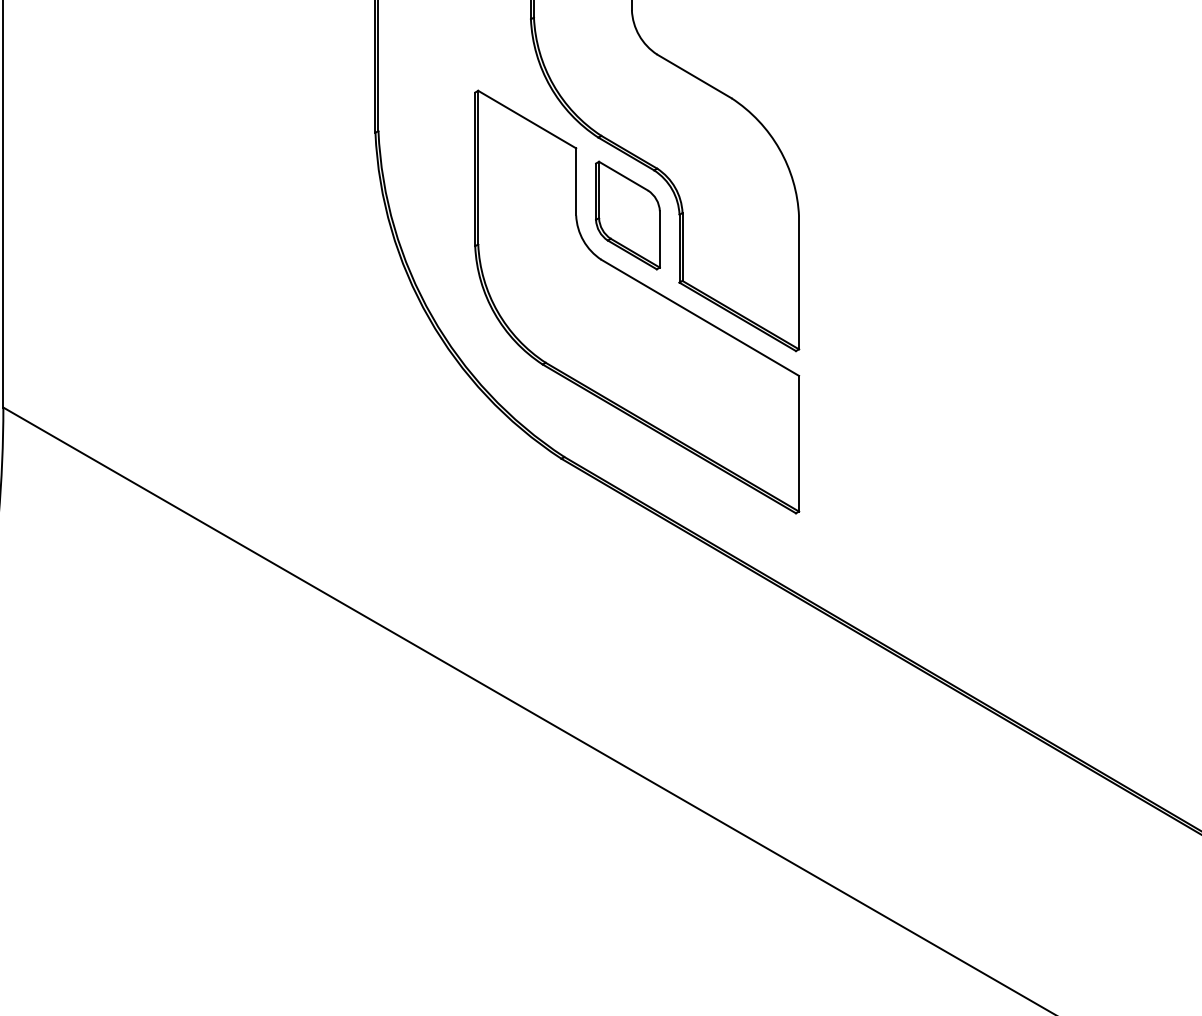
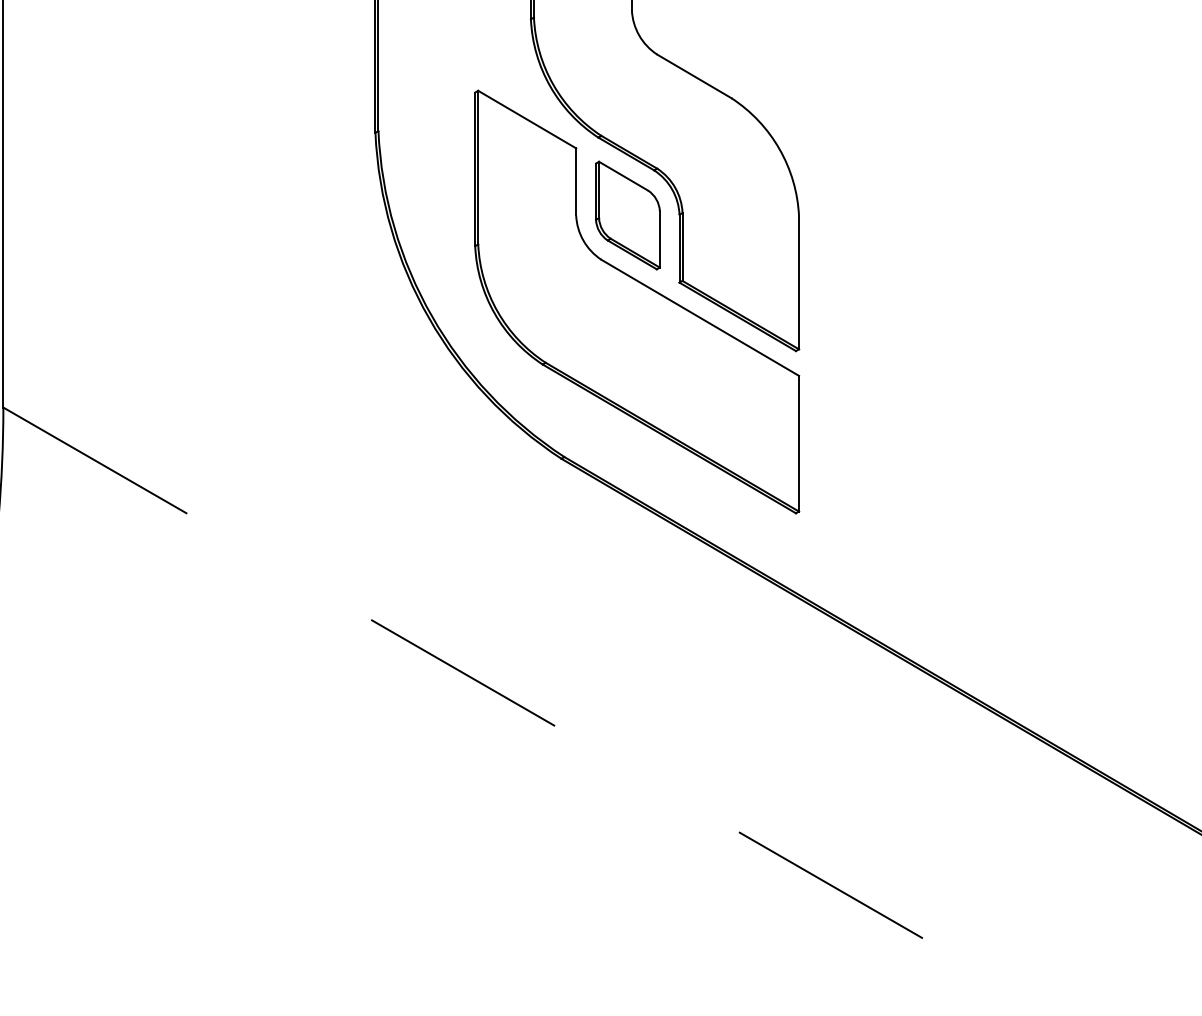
line: solid -> dashed (530, 711)
